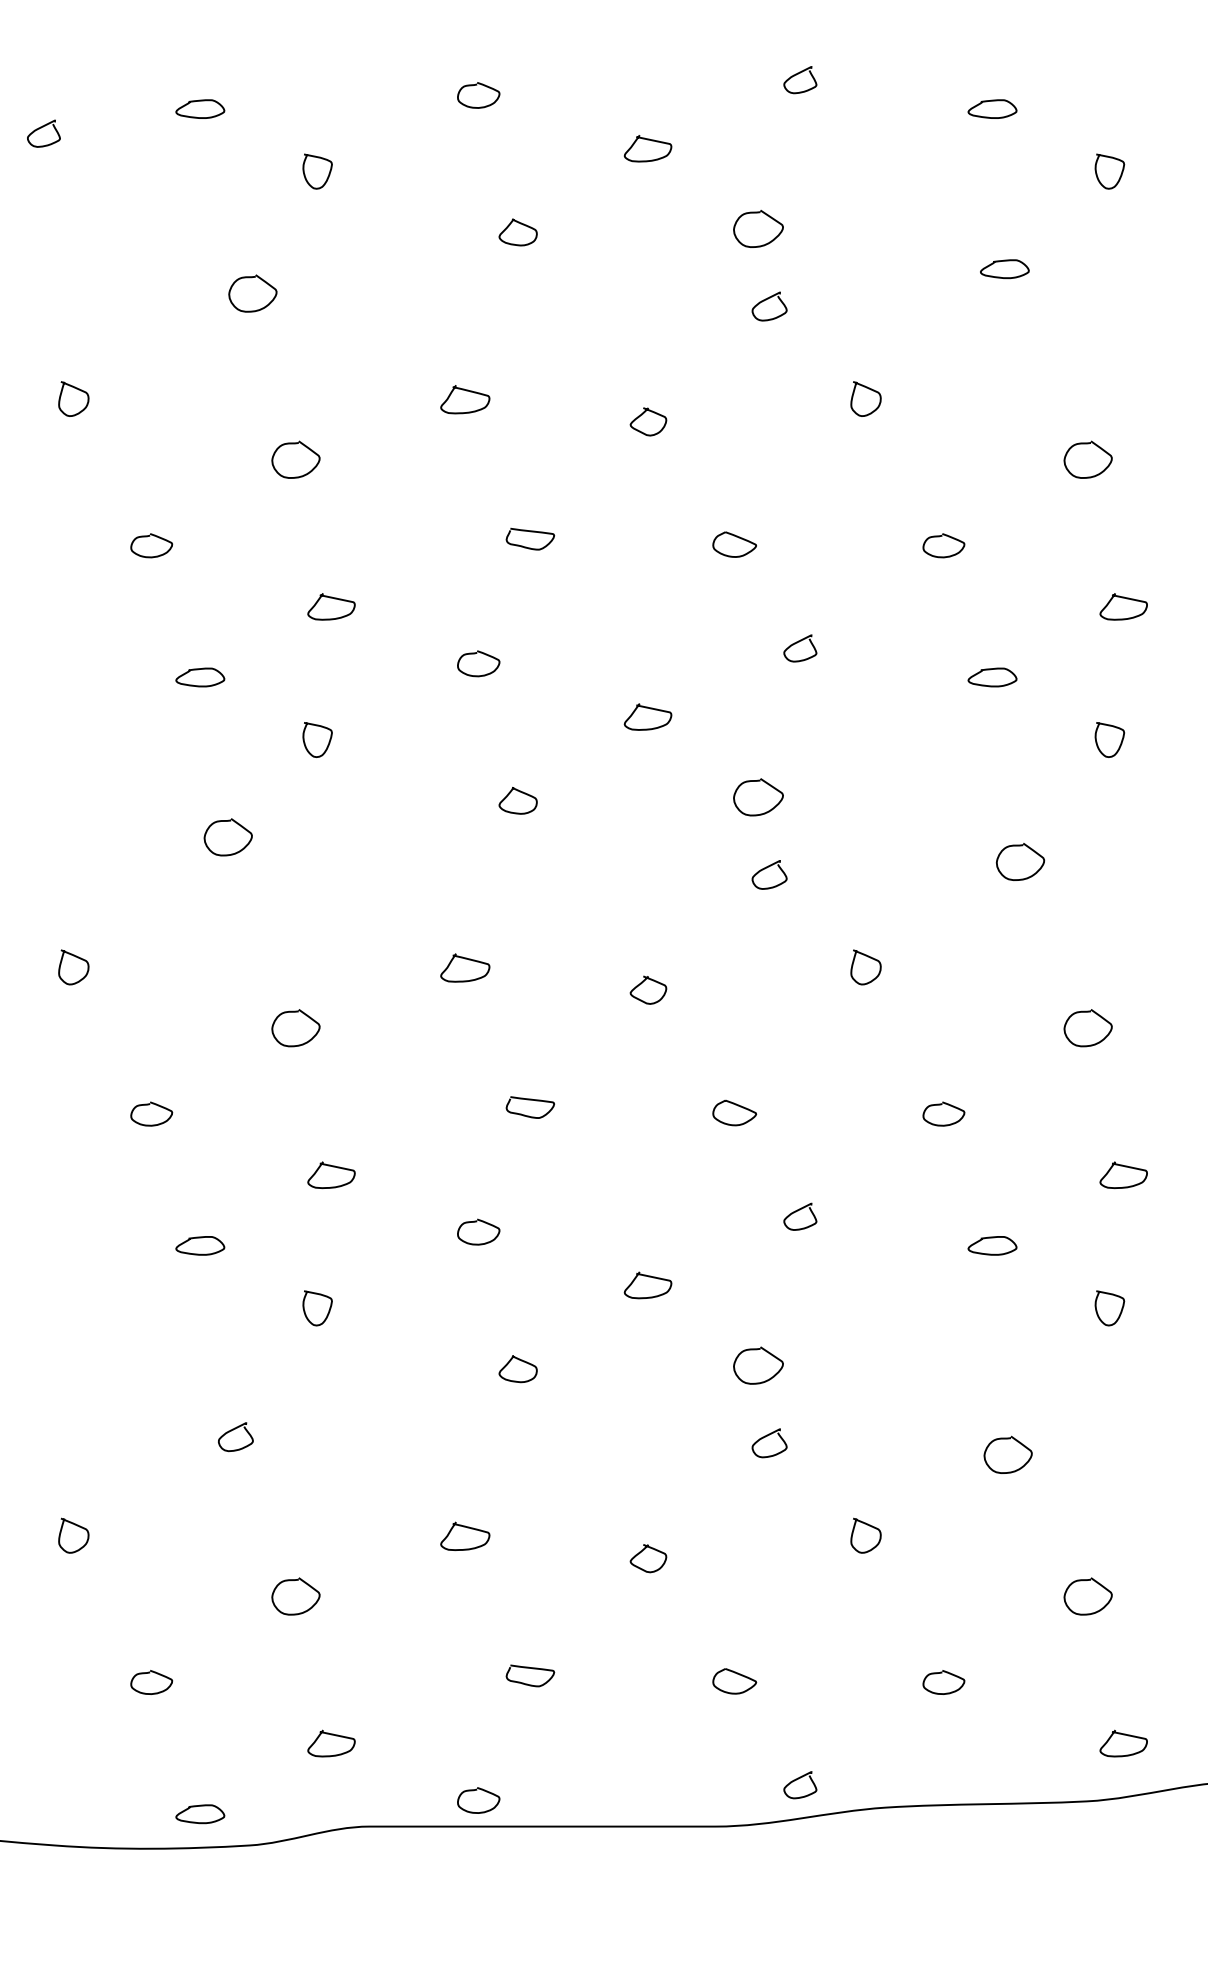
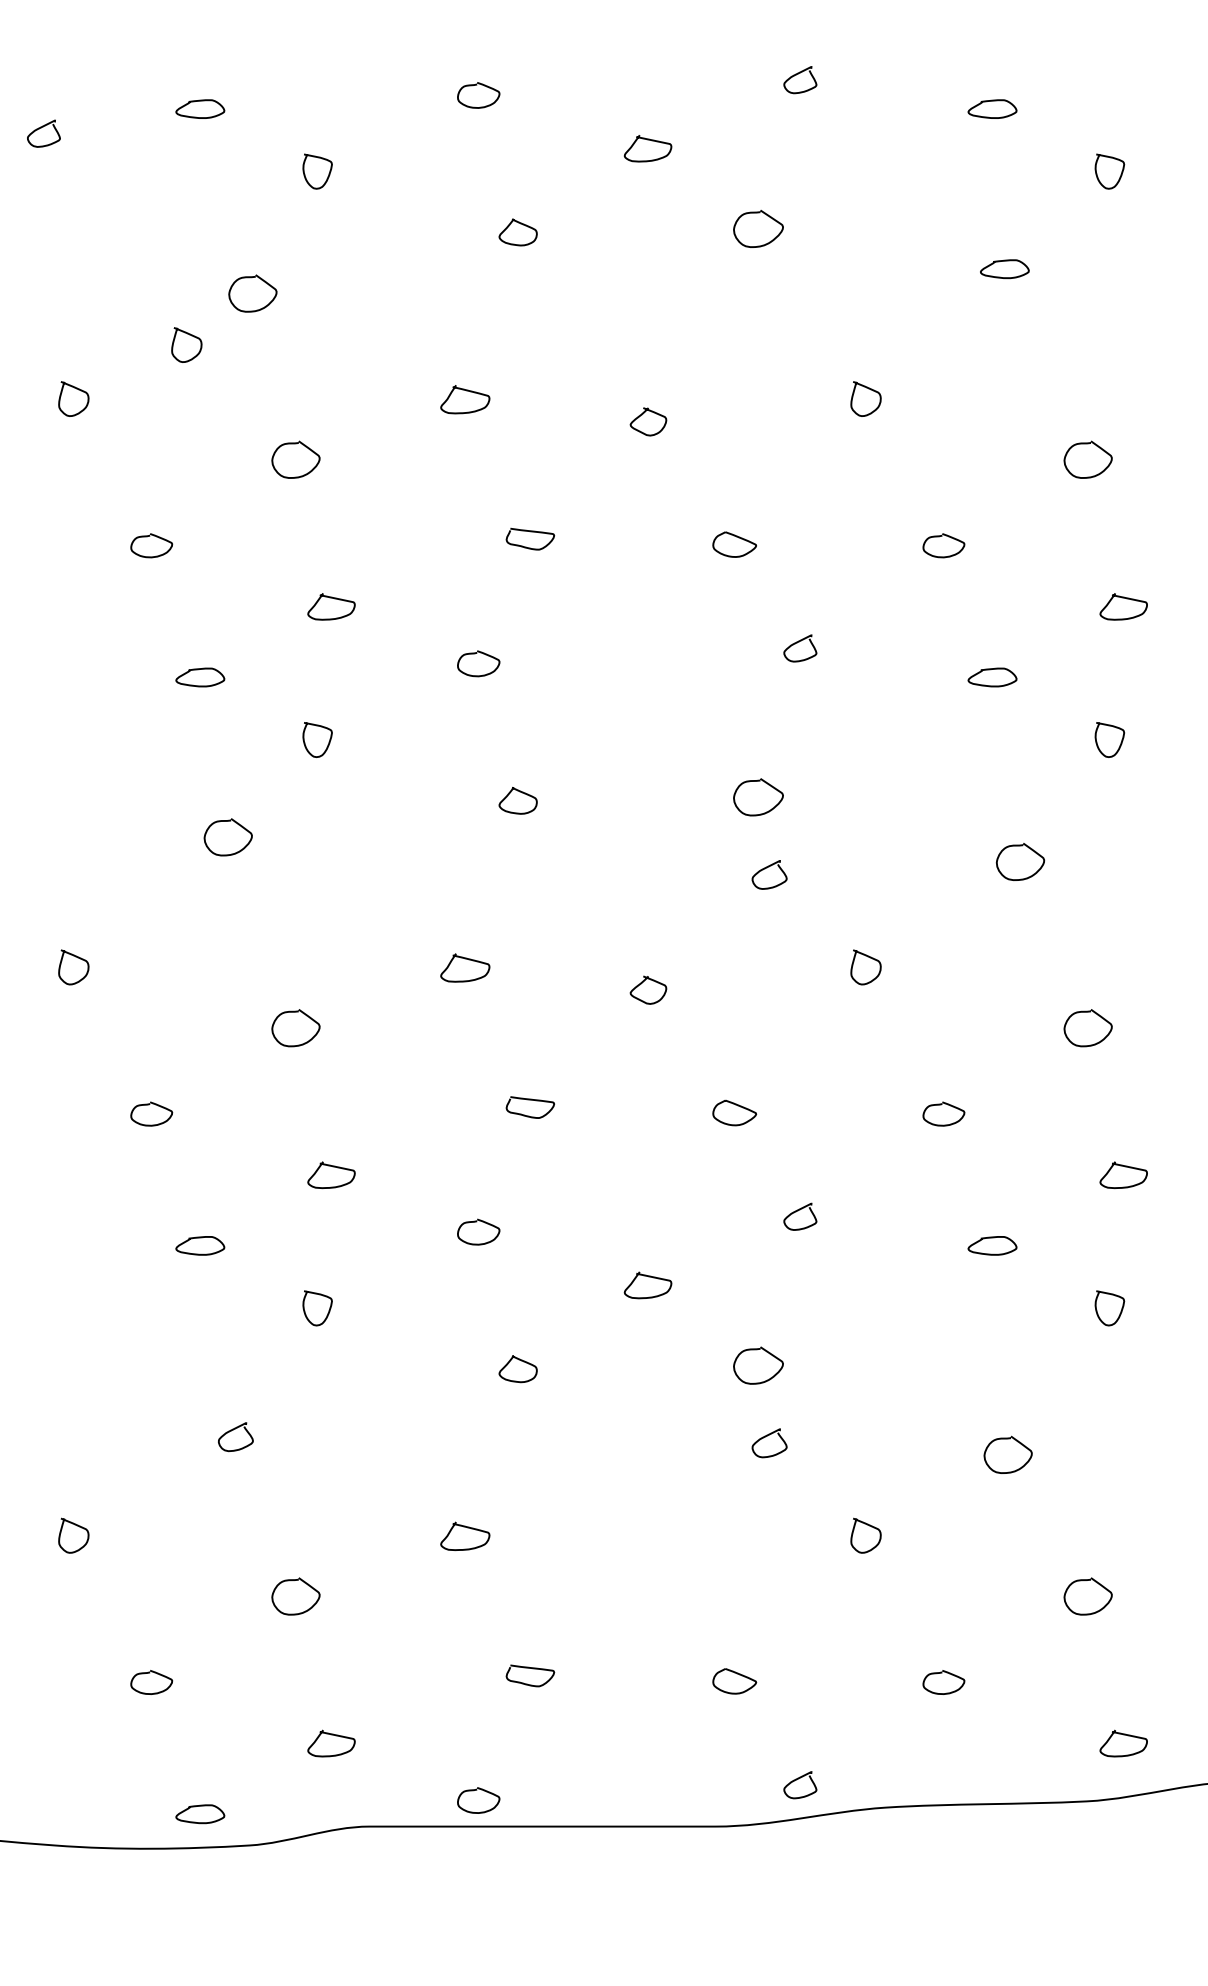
curve: present -> none (766, 300)
curve: none -> present (191, 336)
curve: present -> none (650, 709)
curve: present -> none (644, 1550)
